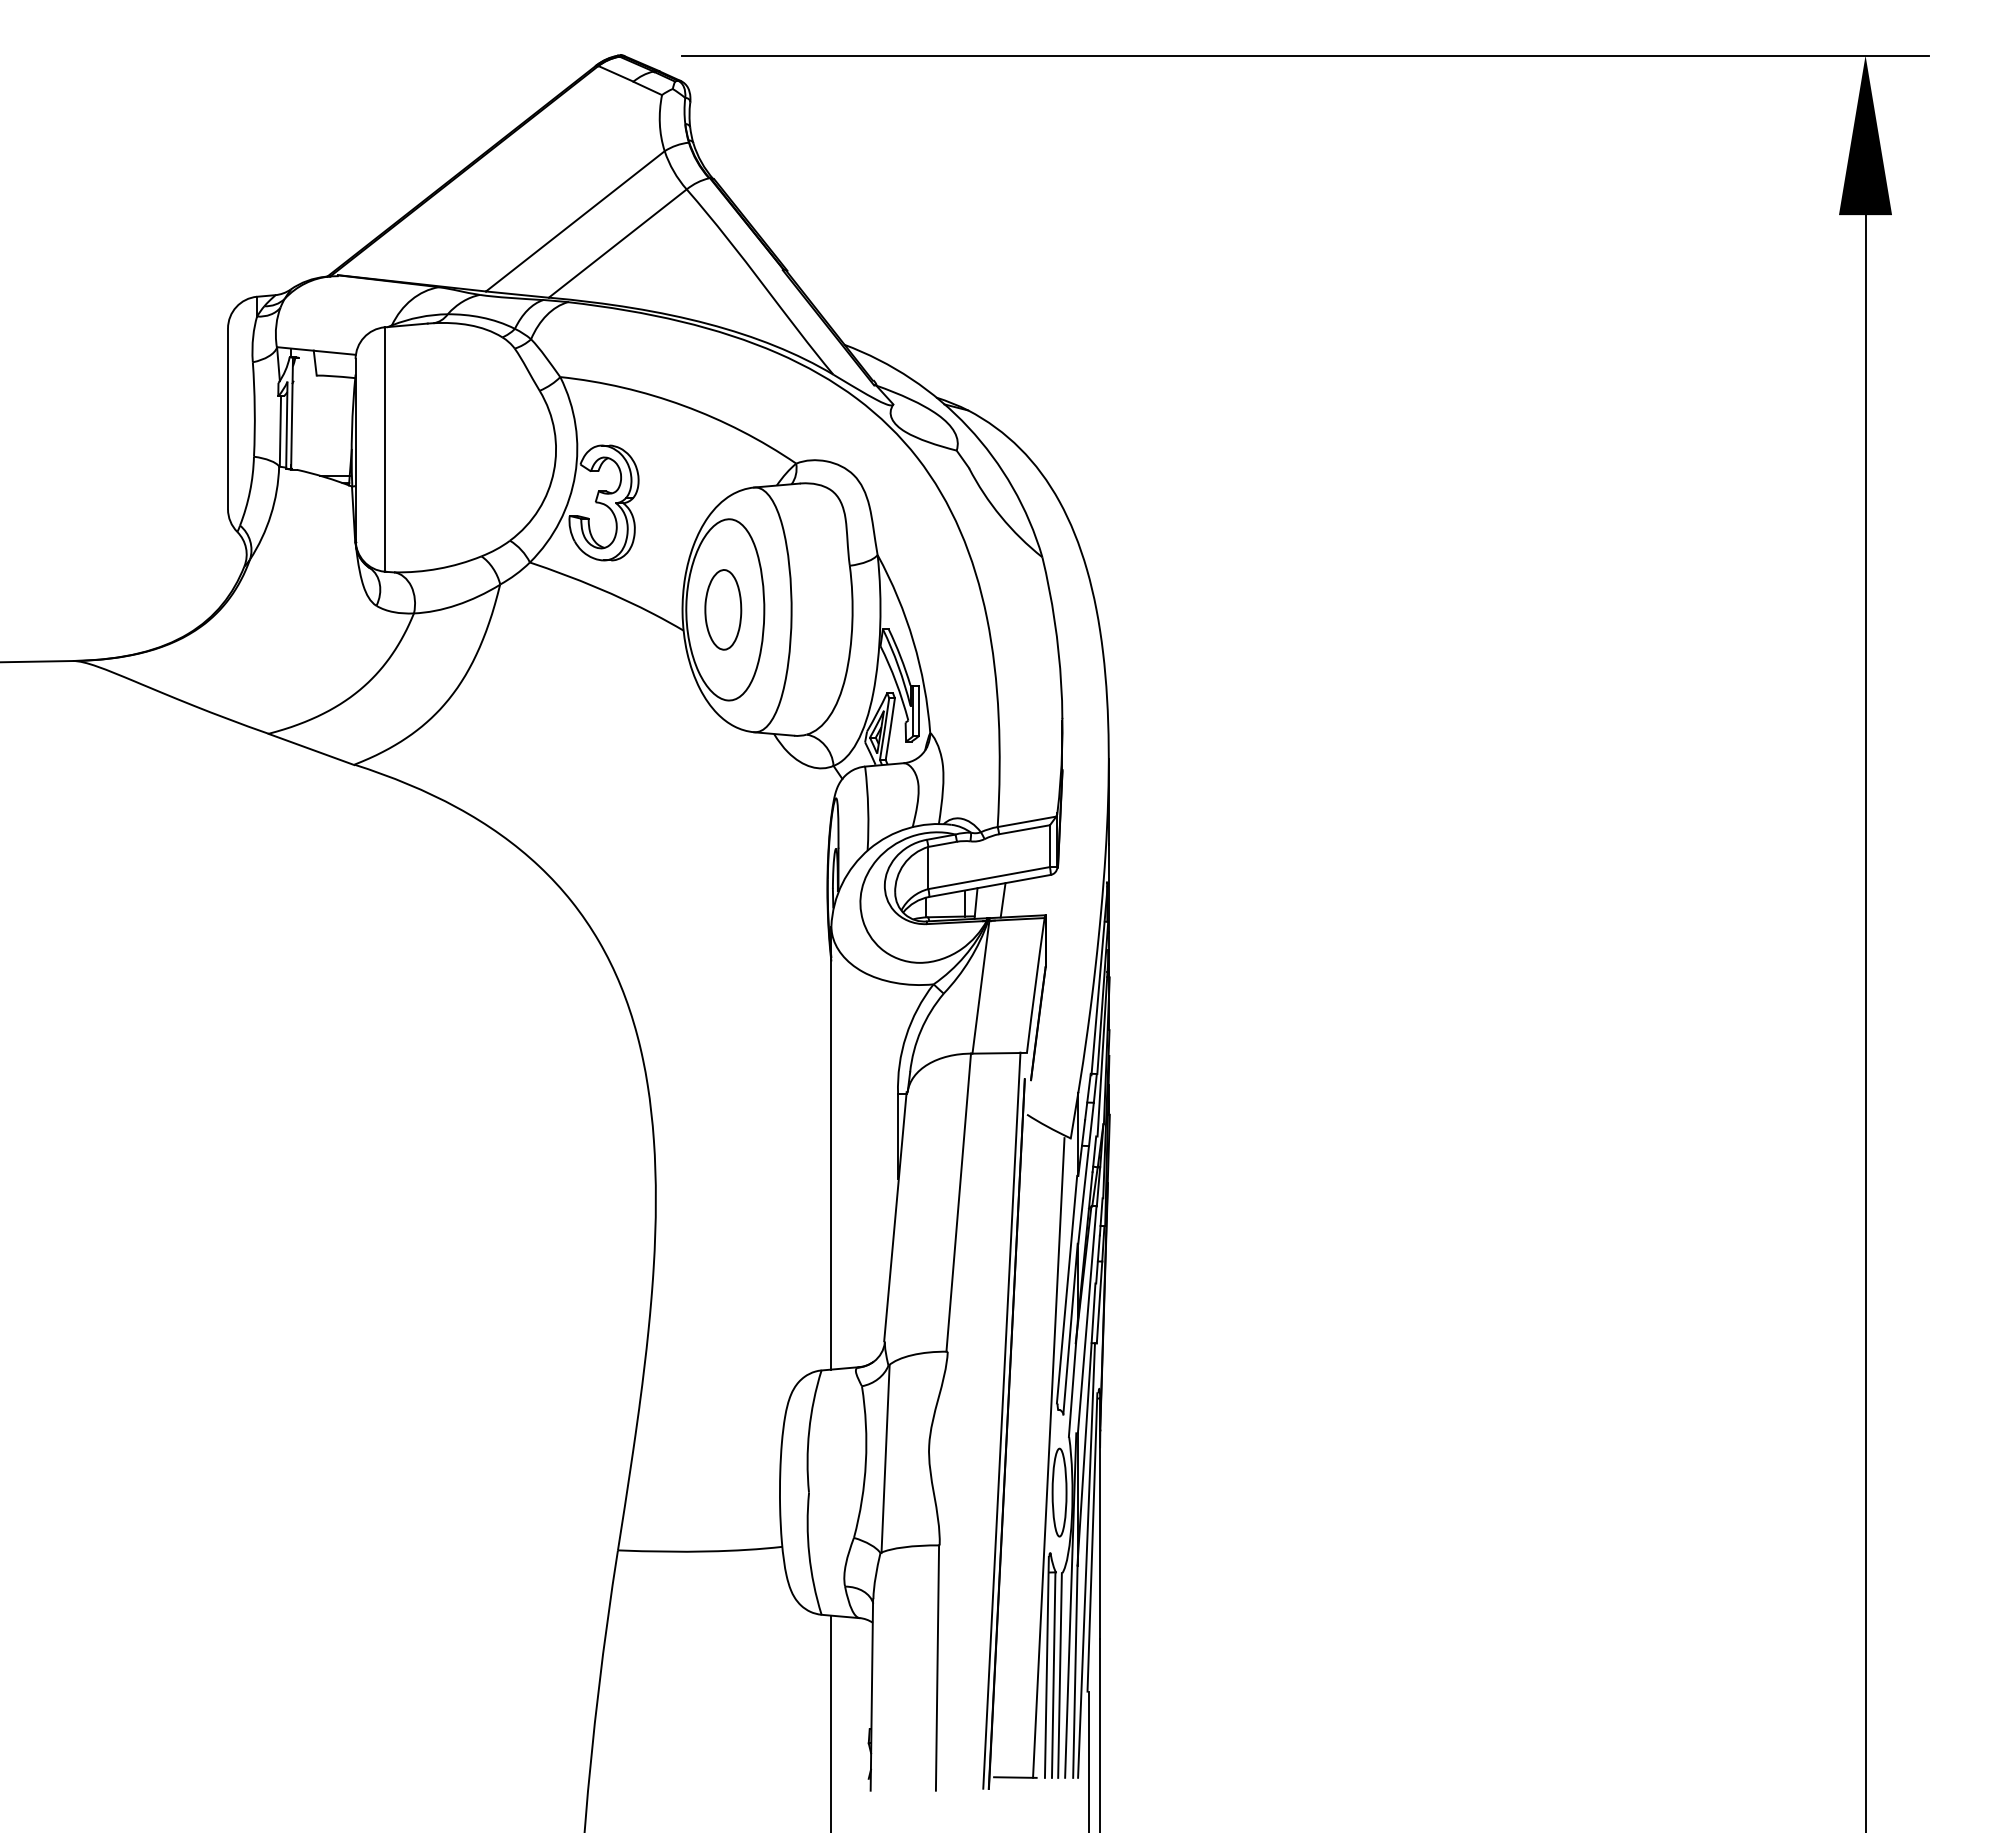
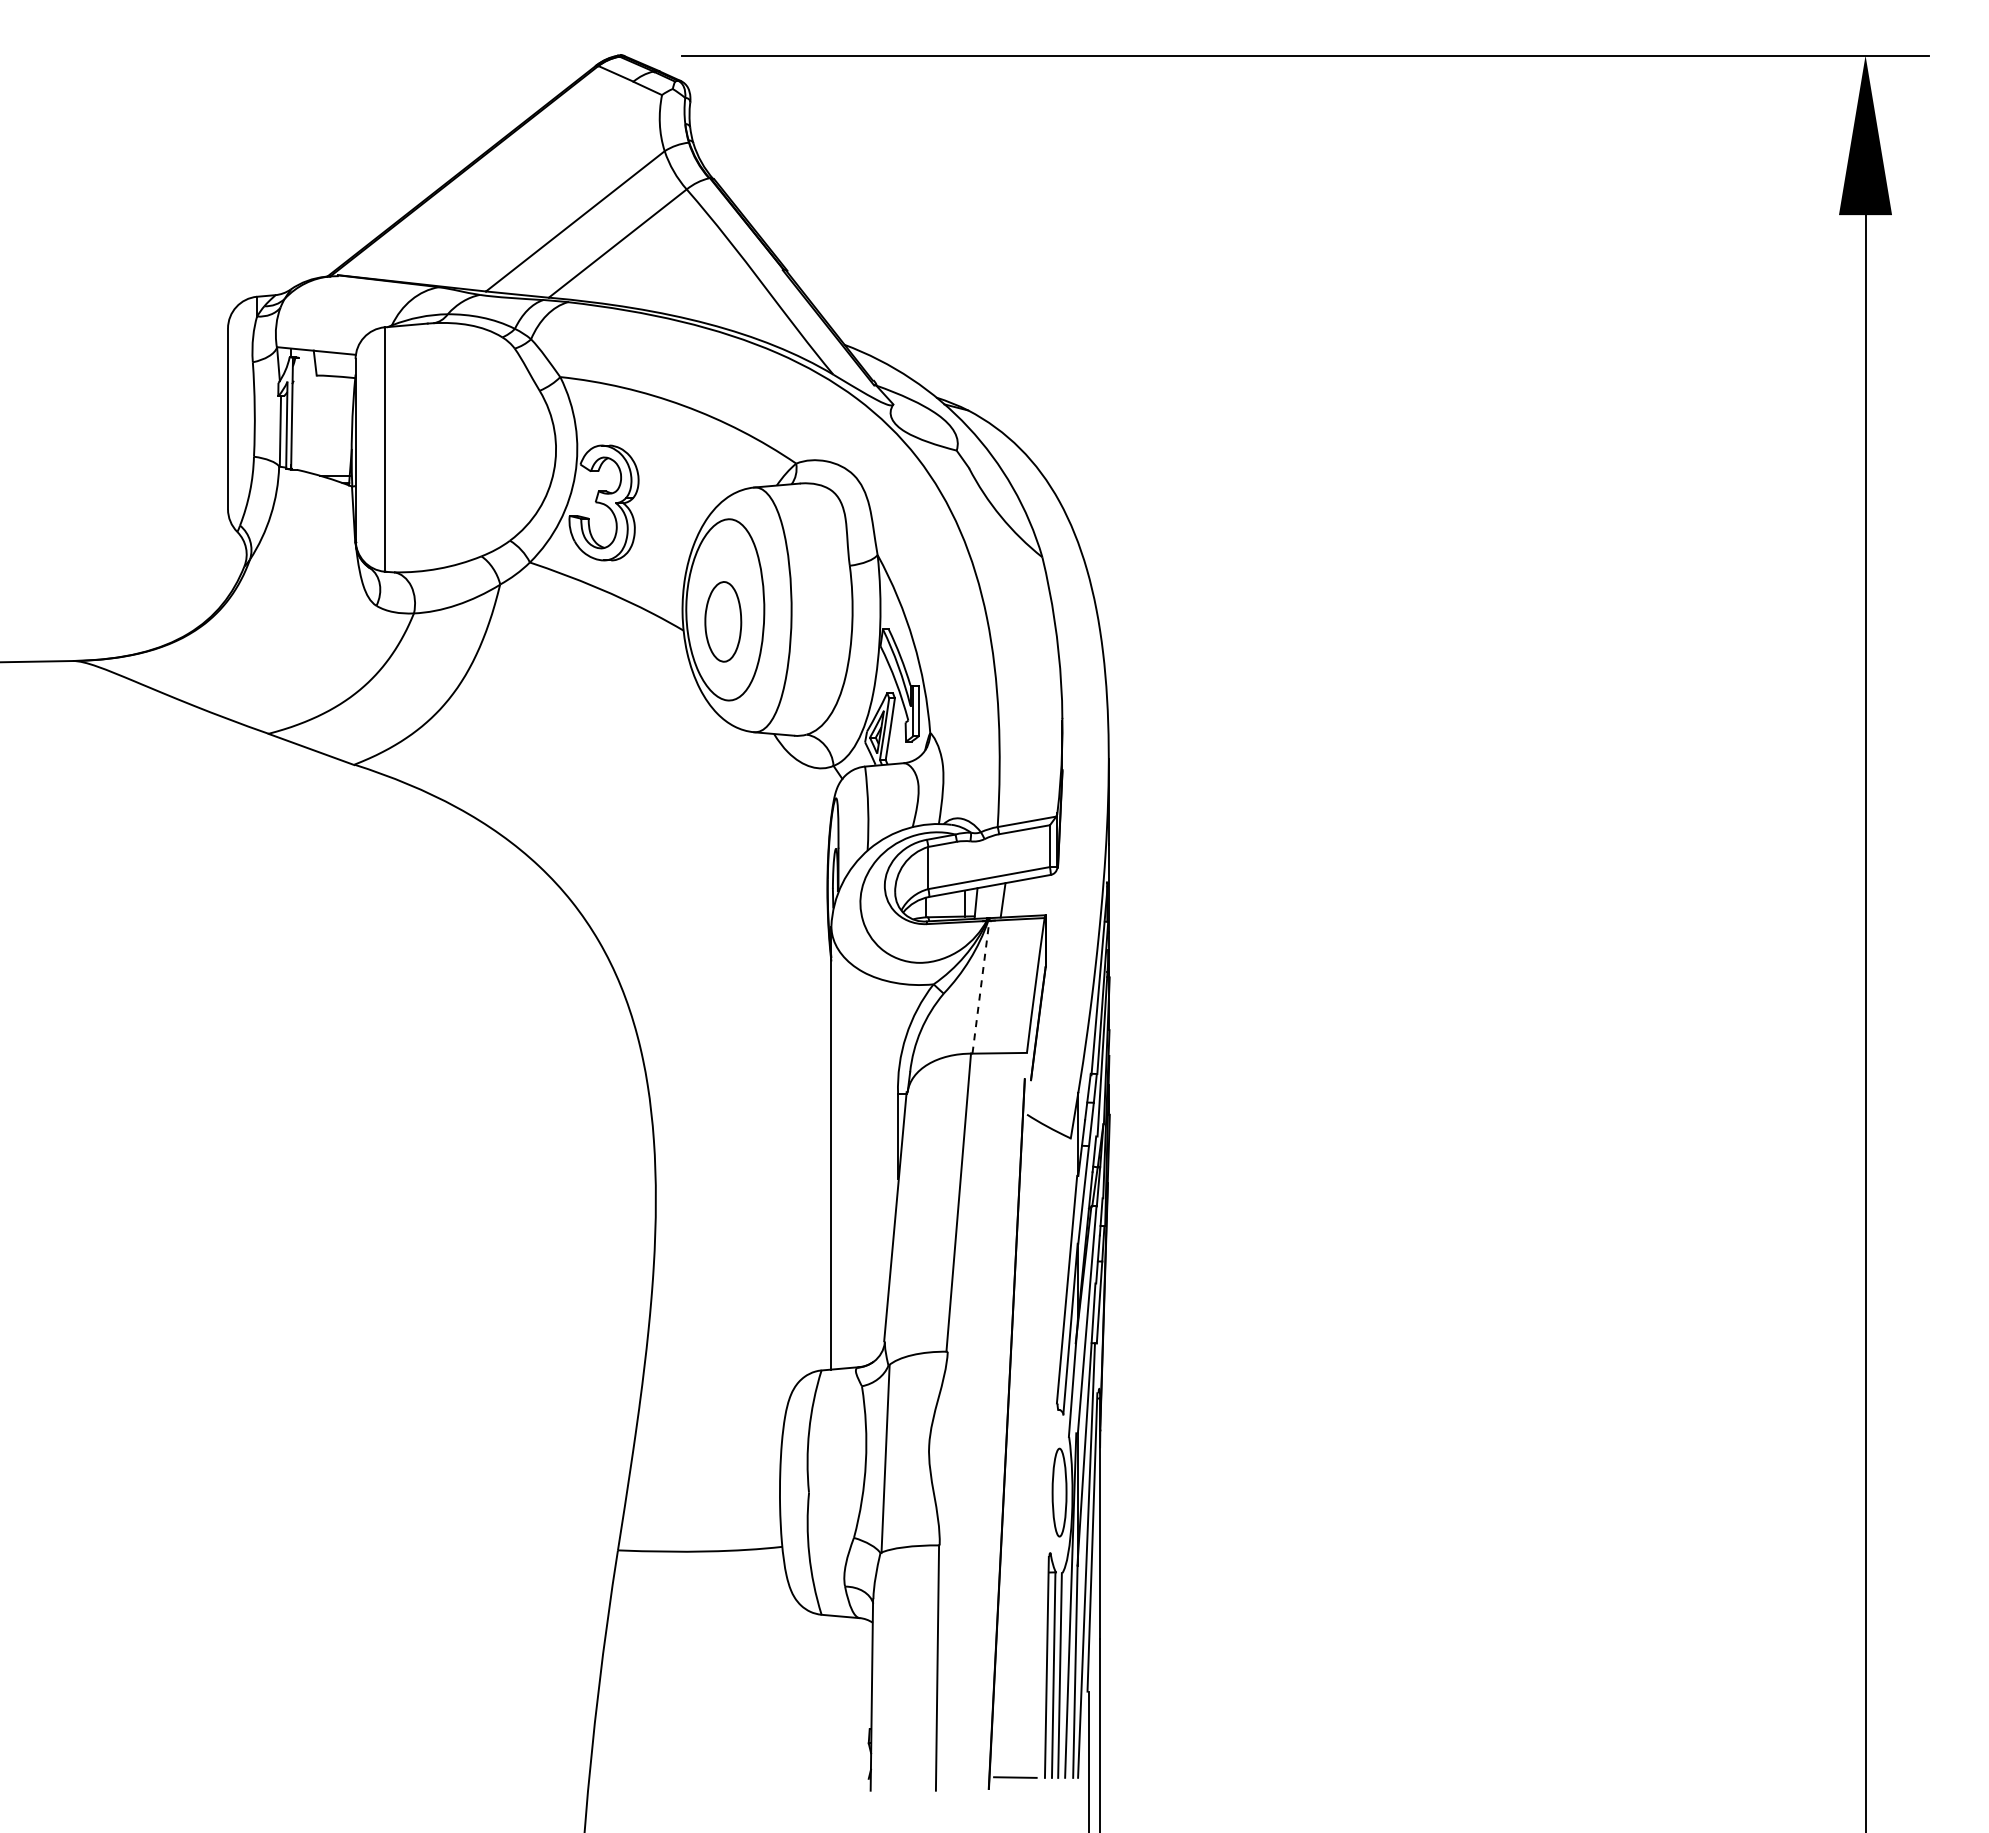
part position: (723, 609) -> (723, 621) (723, 621)
line: solid -> dashed (980, 987)
line: present -> none (1001, 1420)
line: present -> none (1048, 1457)
line: present -> none (831, 1722)
